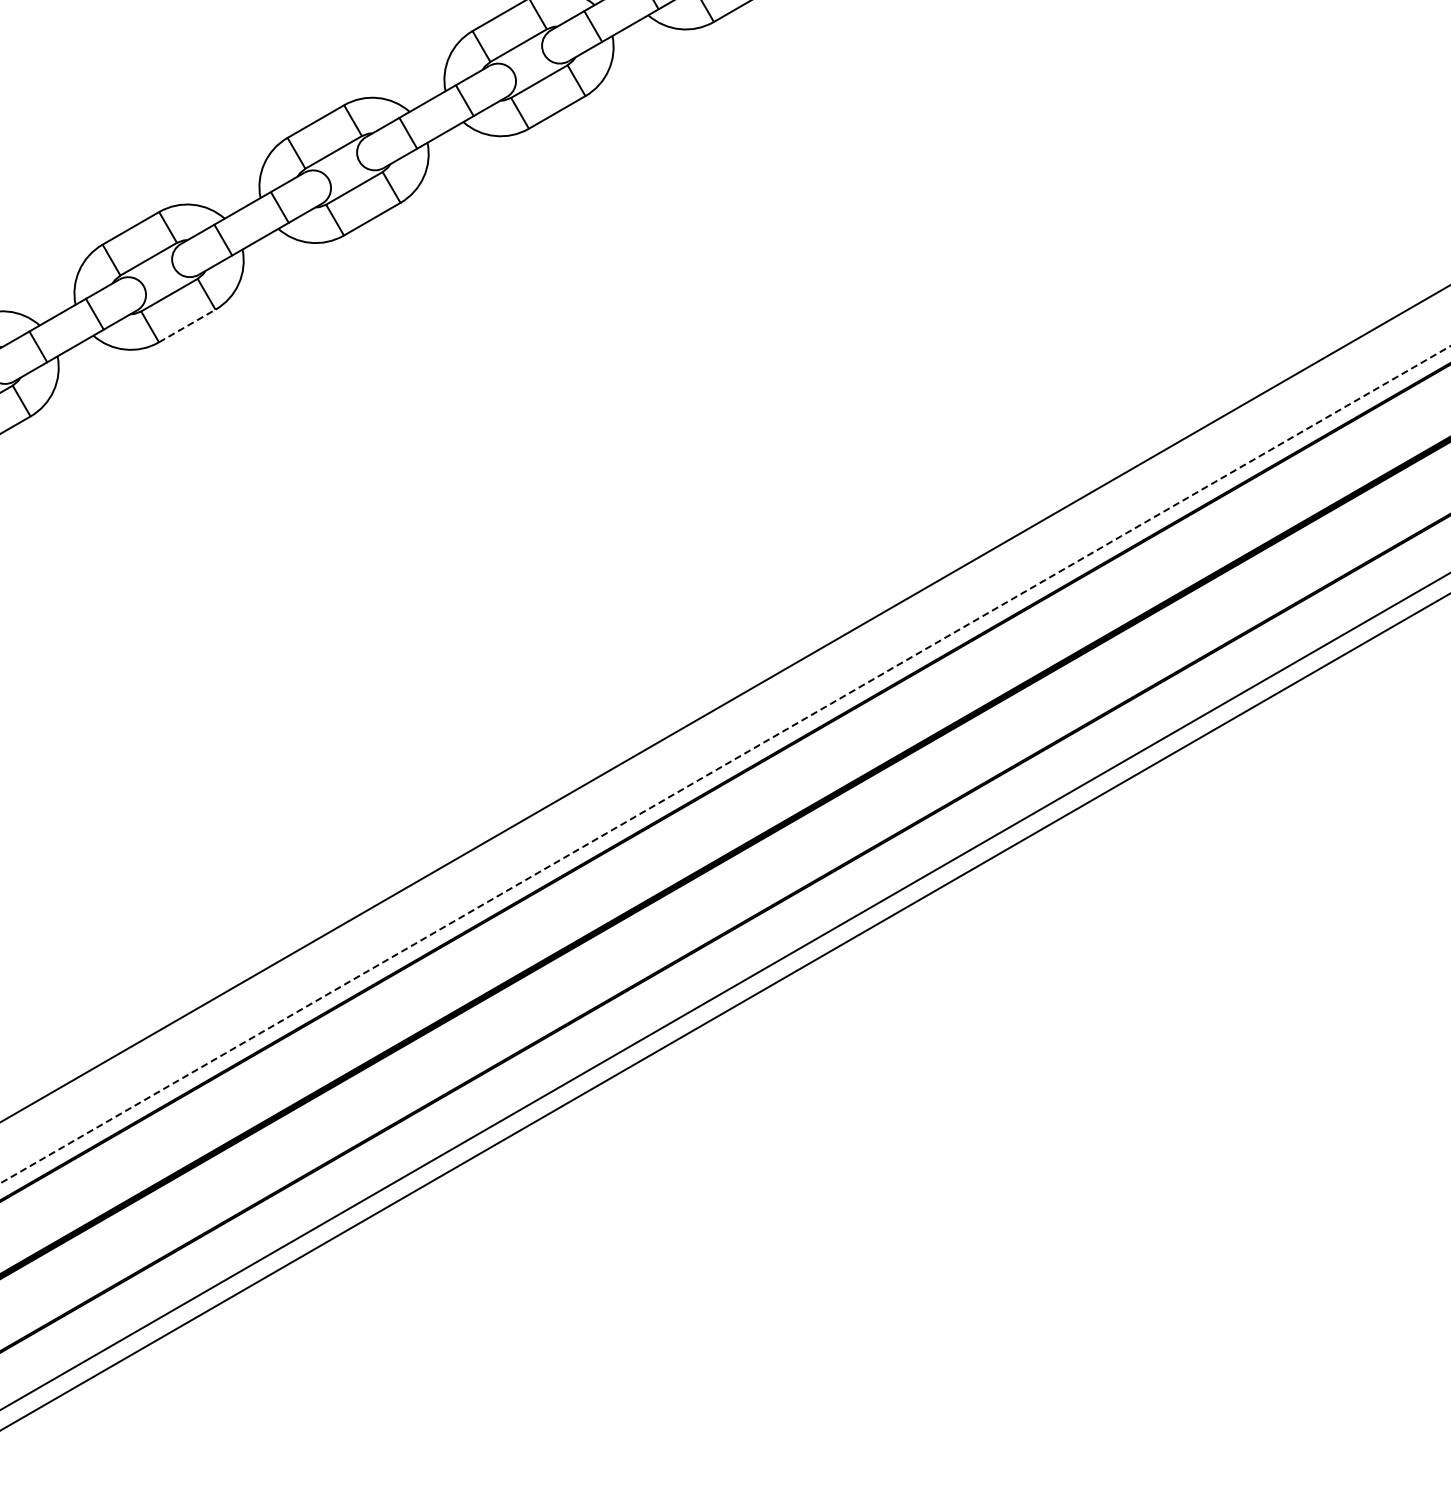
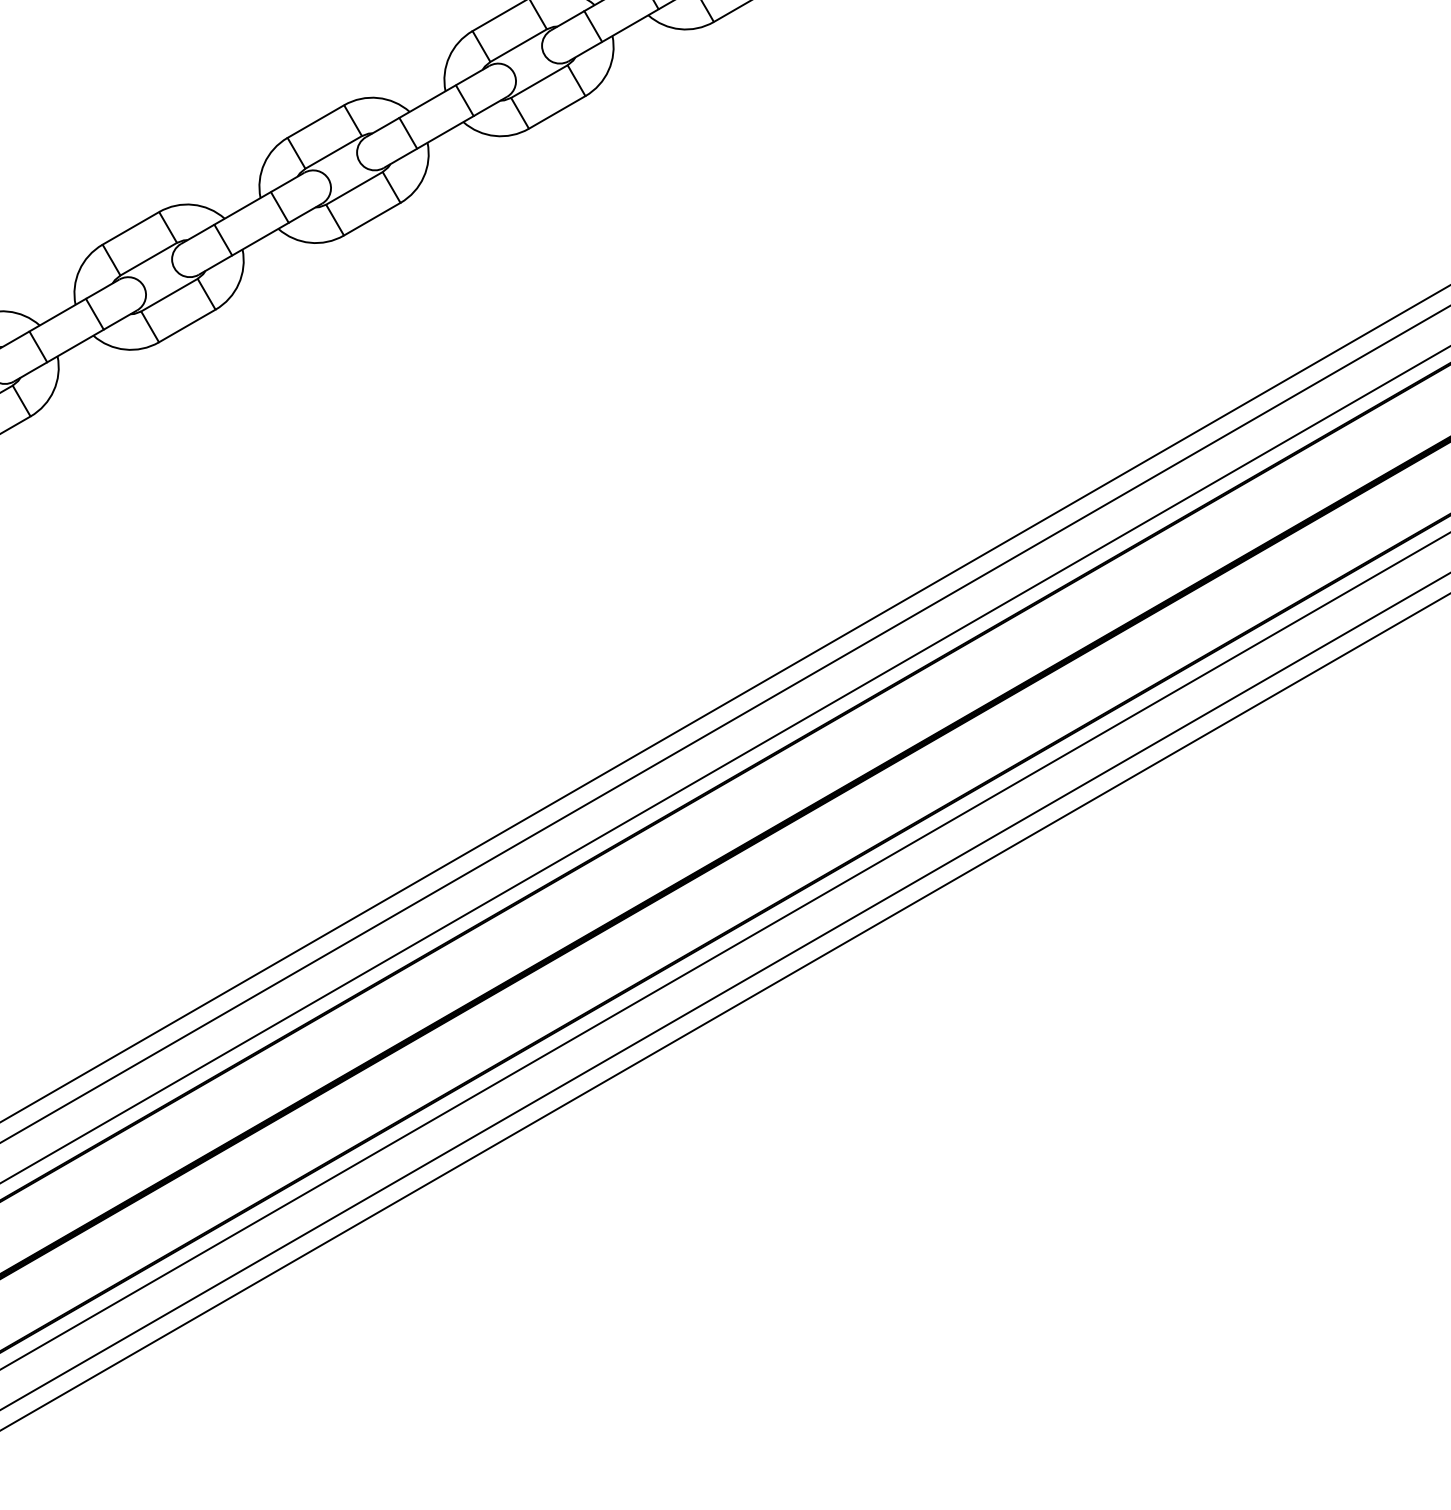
line: dashed -> solid (187, 326)
line: none -> present (724, 724)
line: dashed -> solid (725, 764)
line: none -> present (724, 951)
